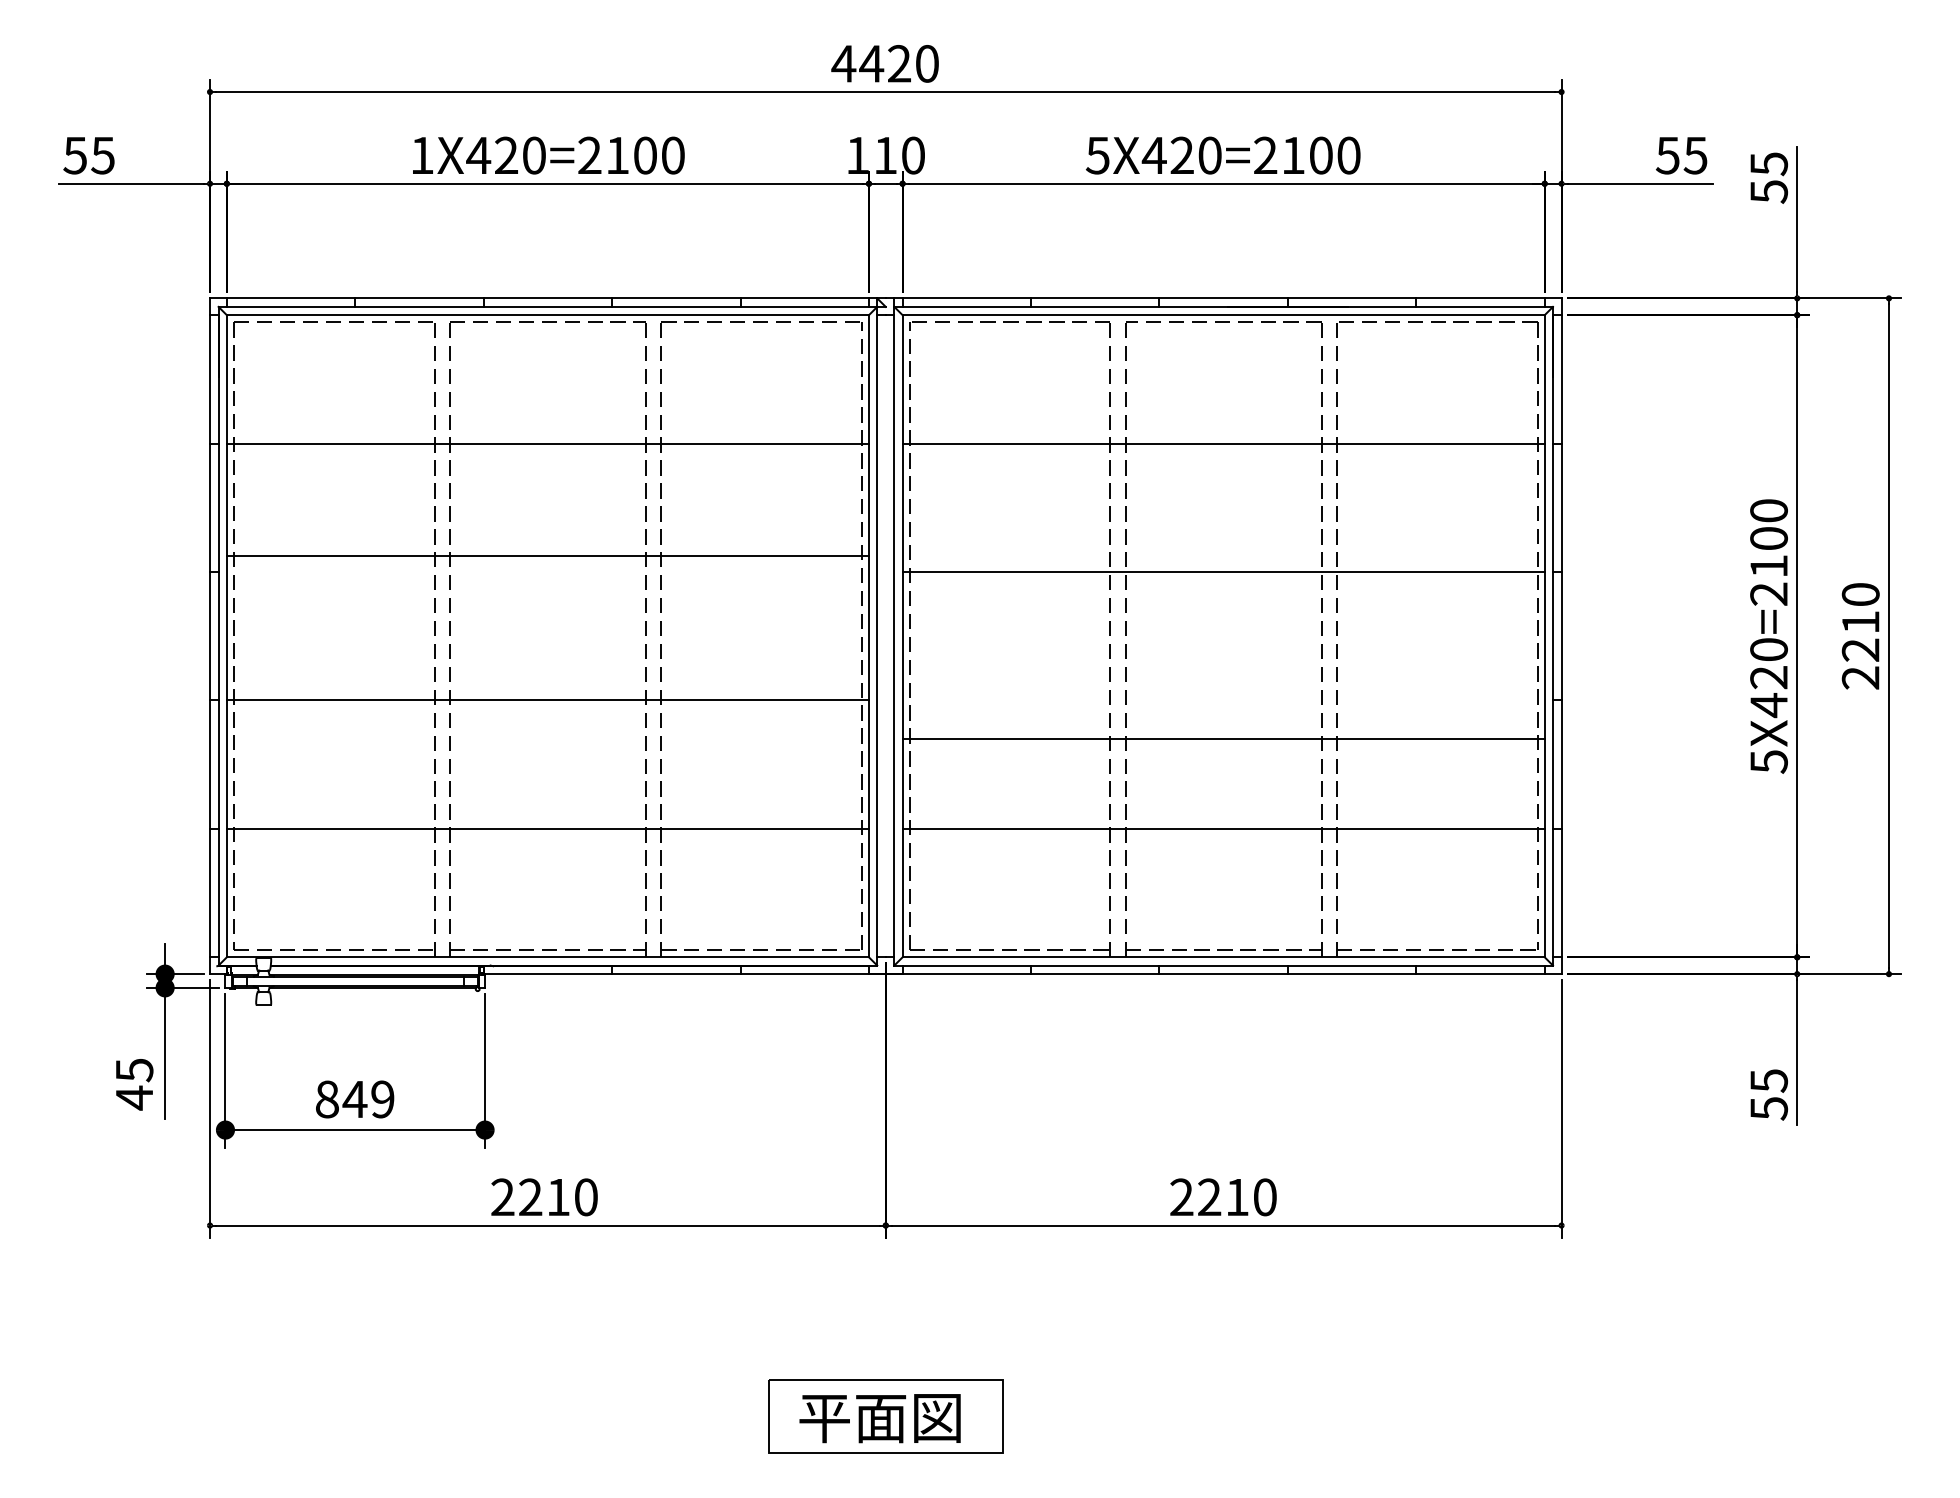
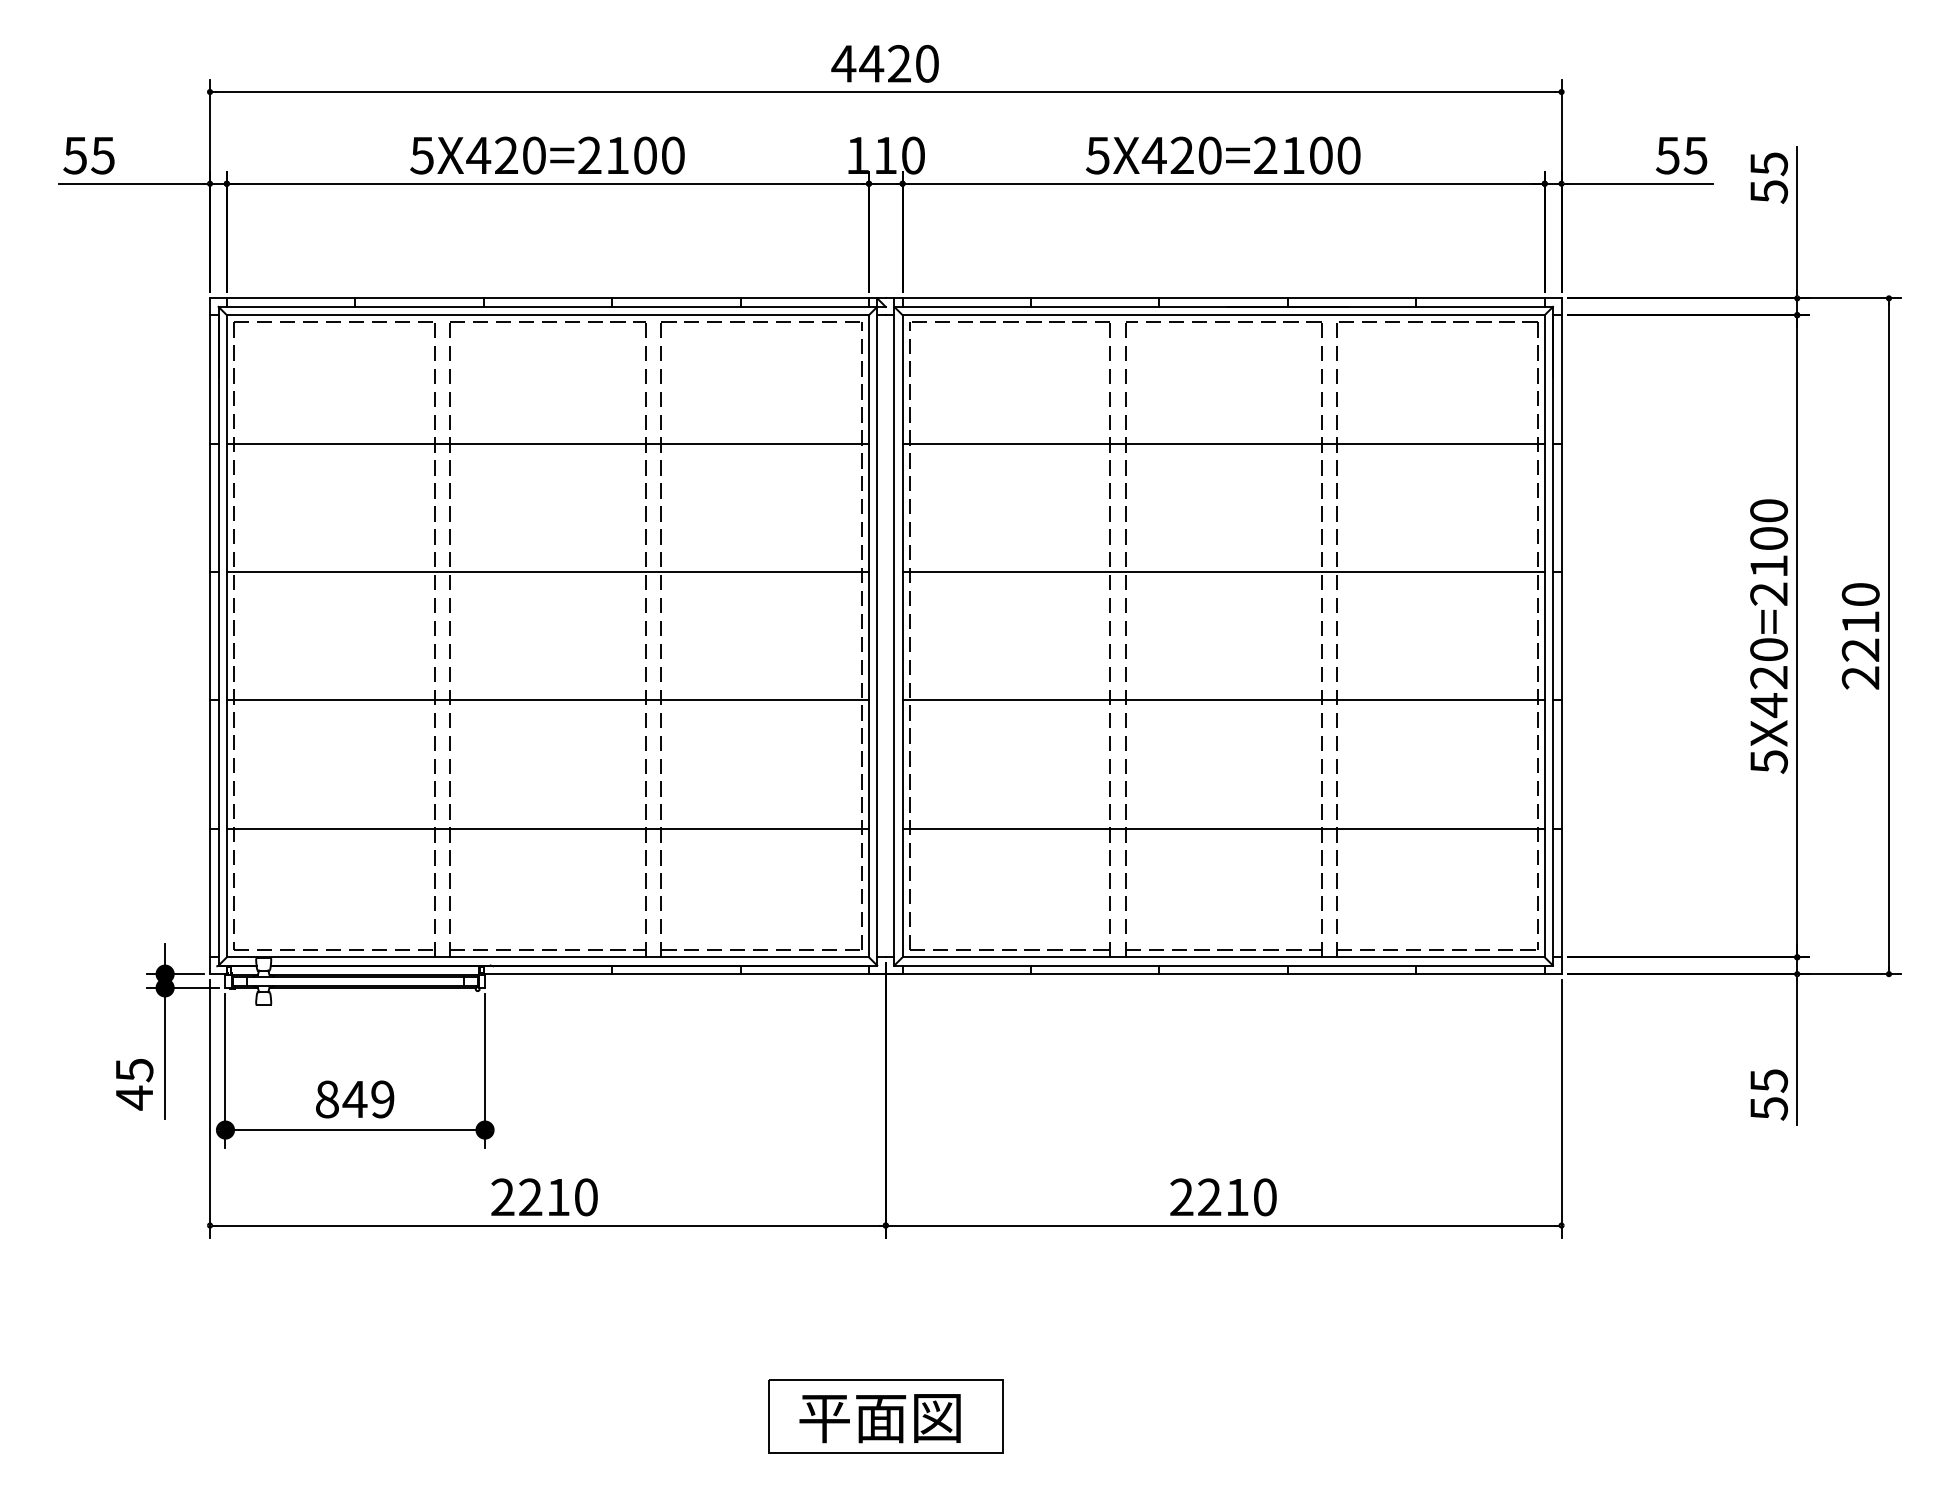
text: 1X420=2100 -> 5X420=2100 (421, 155)
line position: (547, 556) -> (547, 572) (547, 572)
line position: (1223, 739) -> (1223, 700) (1223, 700)
